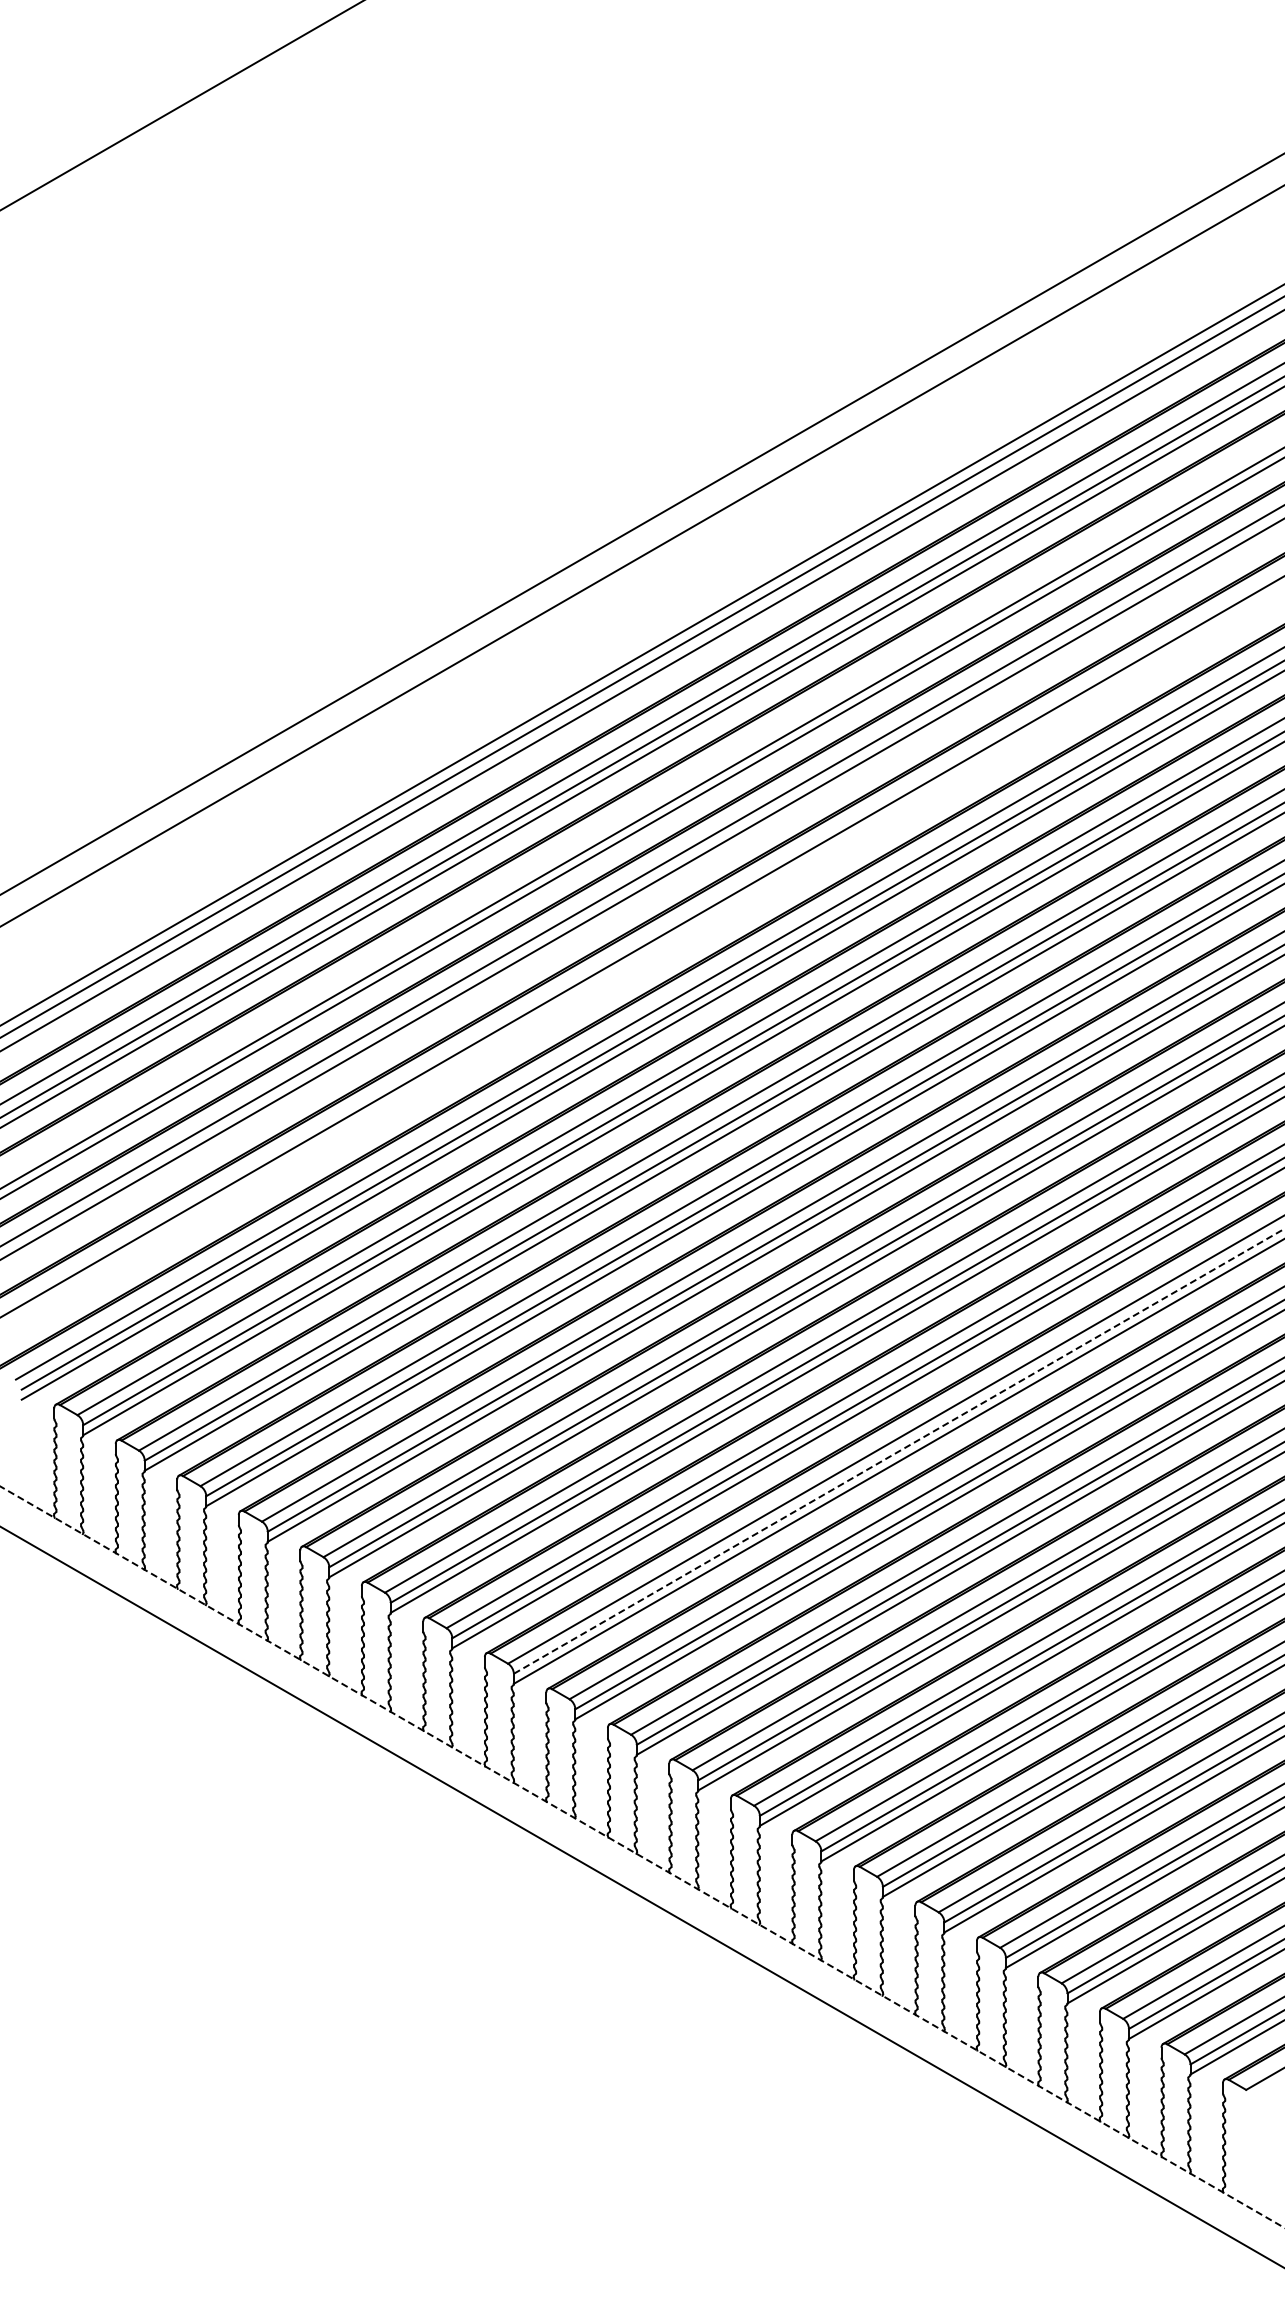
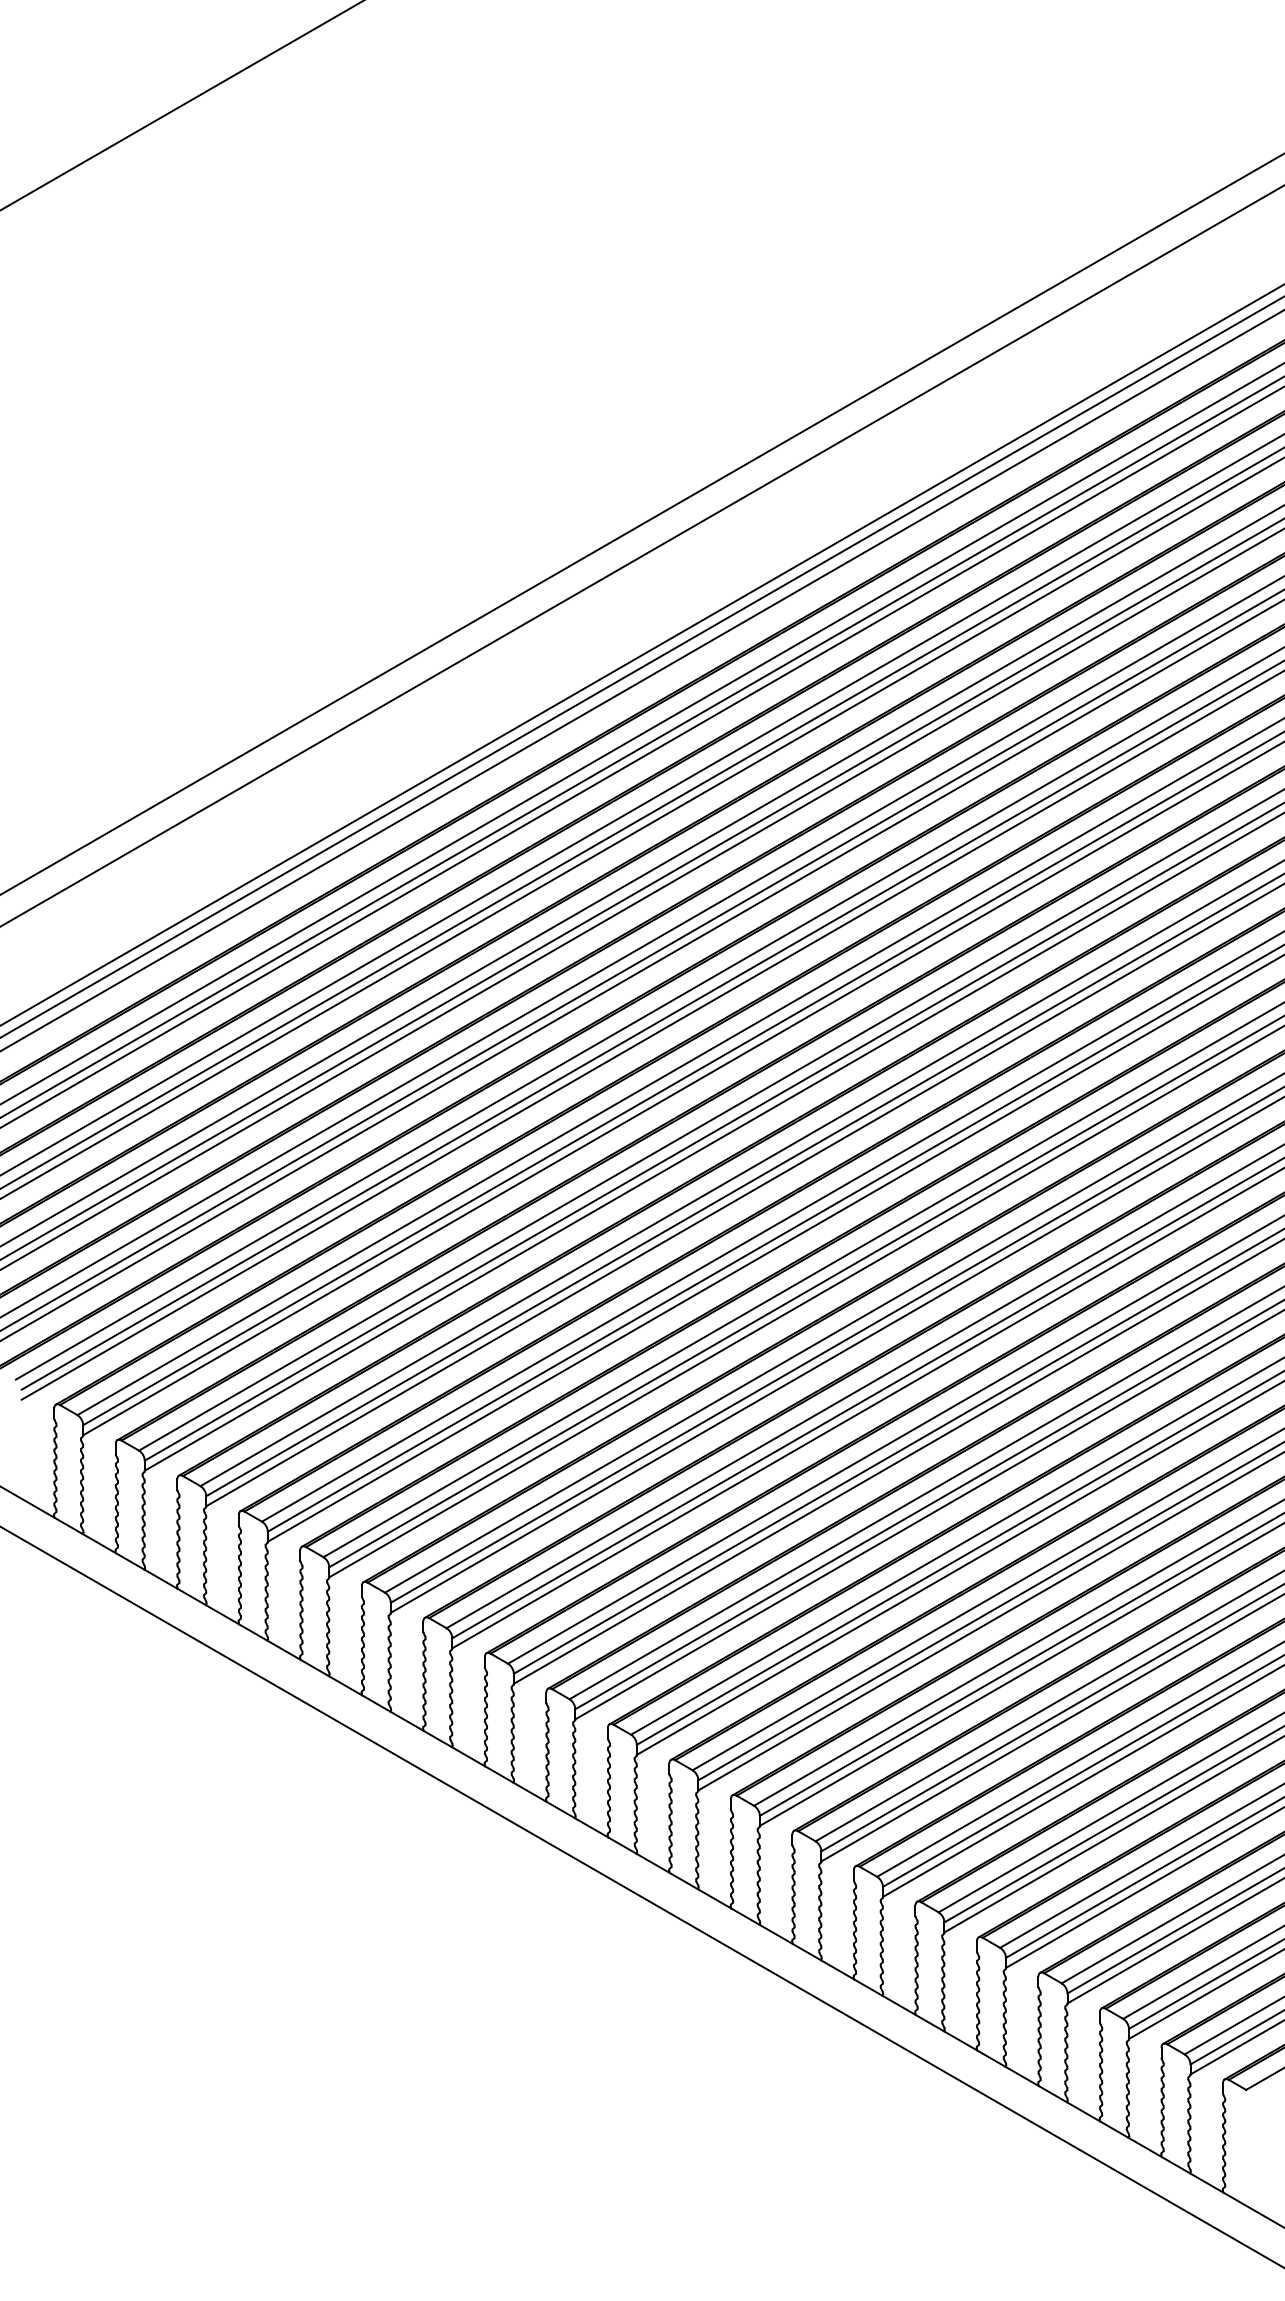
line: none -> present (641, 805)
line: none -> present (641, 899)
line: none -> present (641, 960)
line: none -> present (641, 970)
line: dashed -> solid (899, 1451)
line: dashed -> solid (642, 1857)
